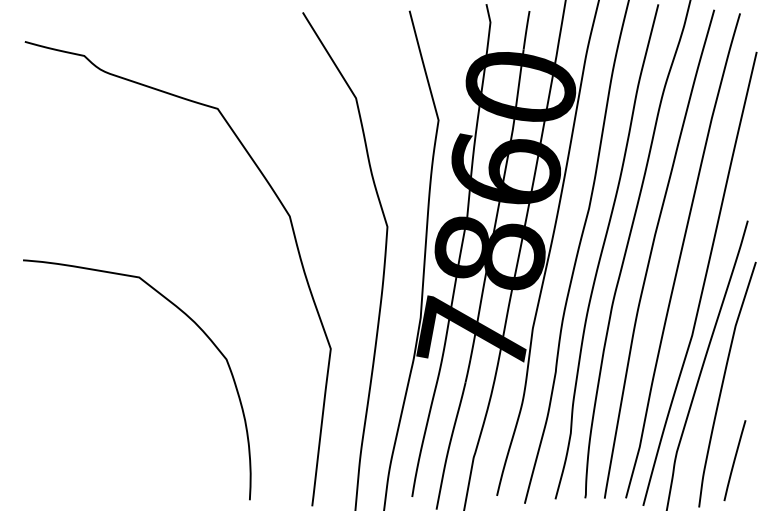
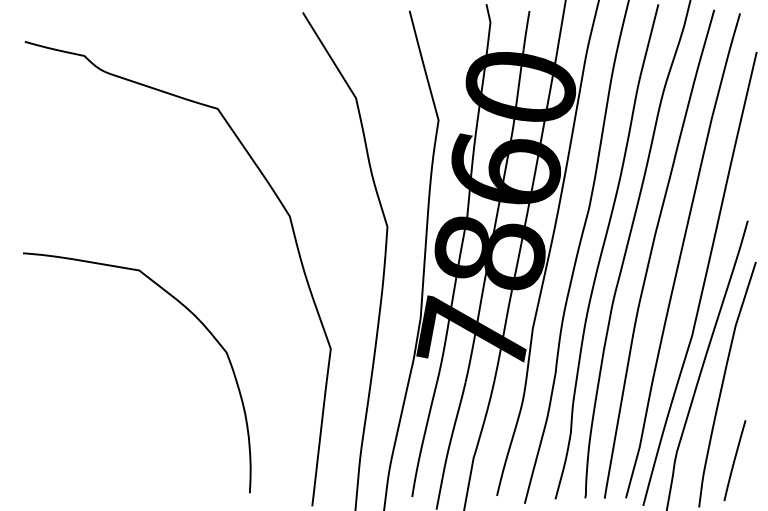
curve position: (187, 317) -> (187, 310) (187, 310)
